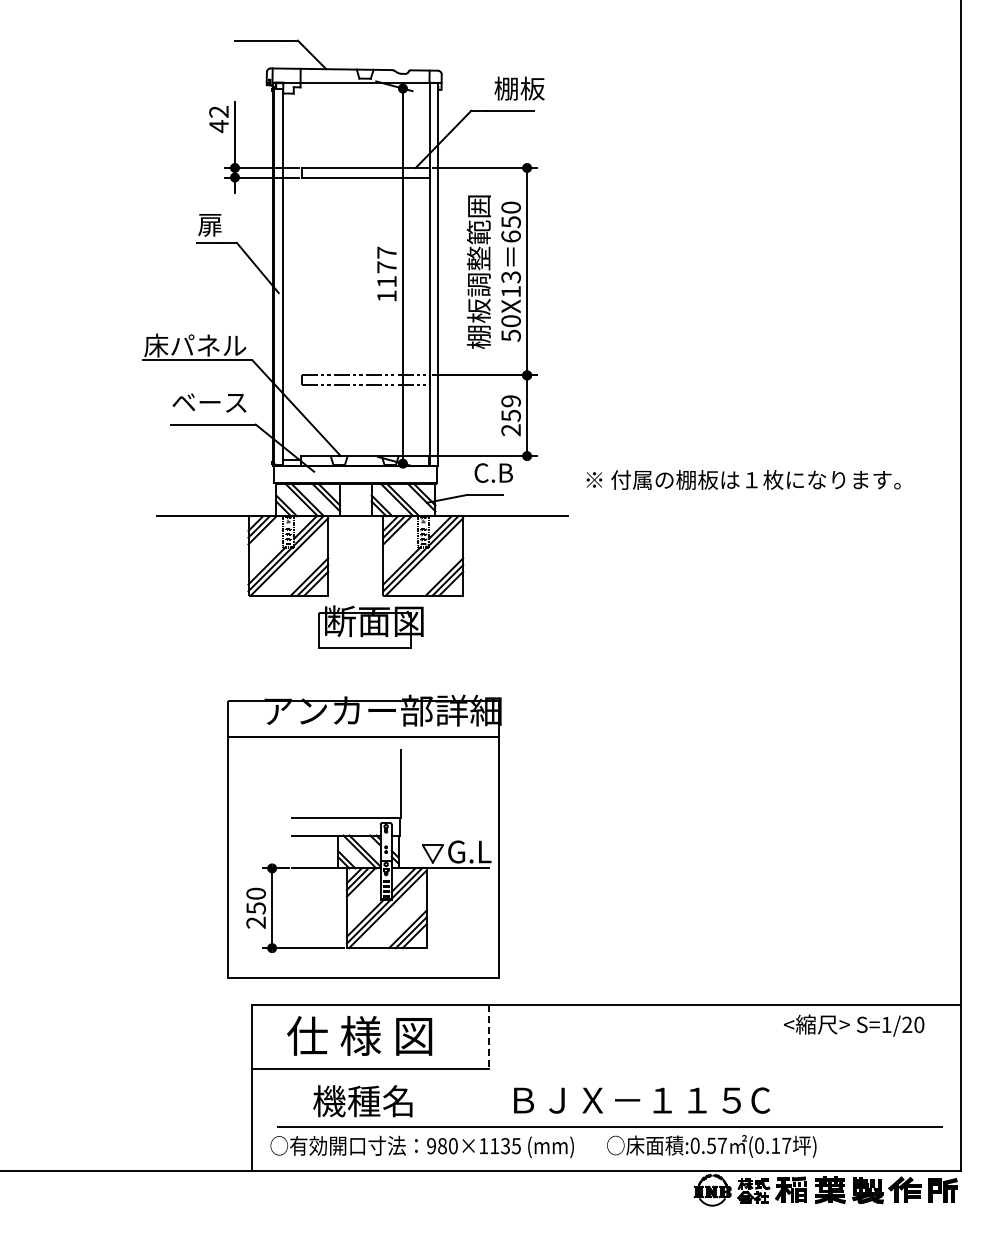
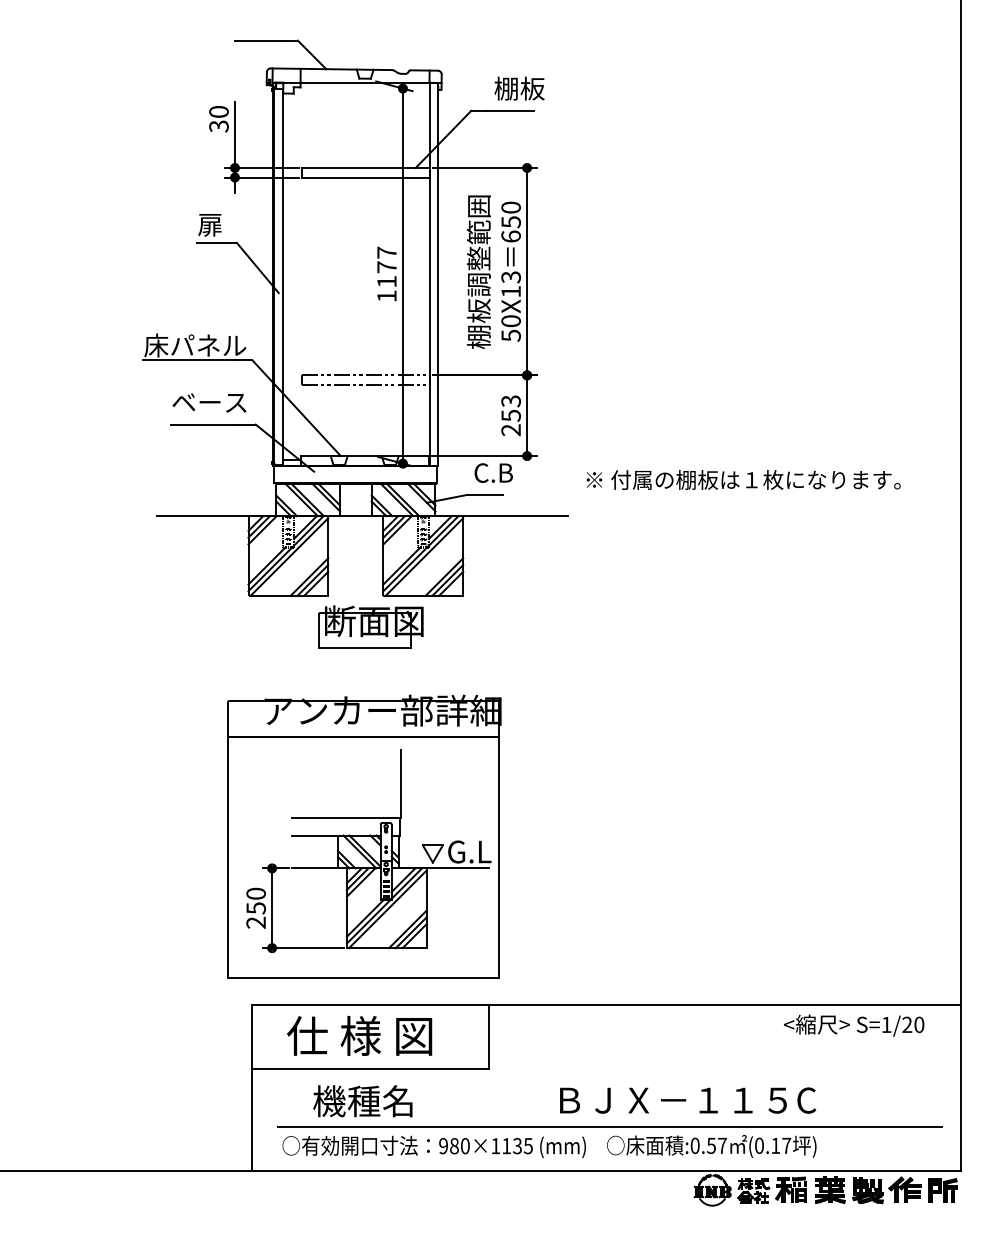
text: 42 -> 30 (218, 119)
text: 259 -> 253 (510, 401)
line: dashed -> solid (488, 1036)
text position: (642, 1100) -> (688, 1100) (688, 1100)
text position: (421, 1146) -> (433, 1146) (433, 1146)
